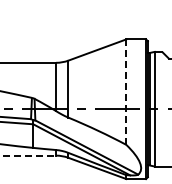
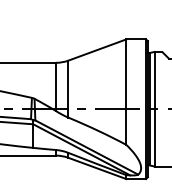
line: dashed -> solid (126, 92)
line: dashed -> solid (28, 155)
